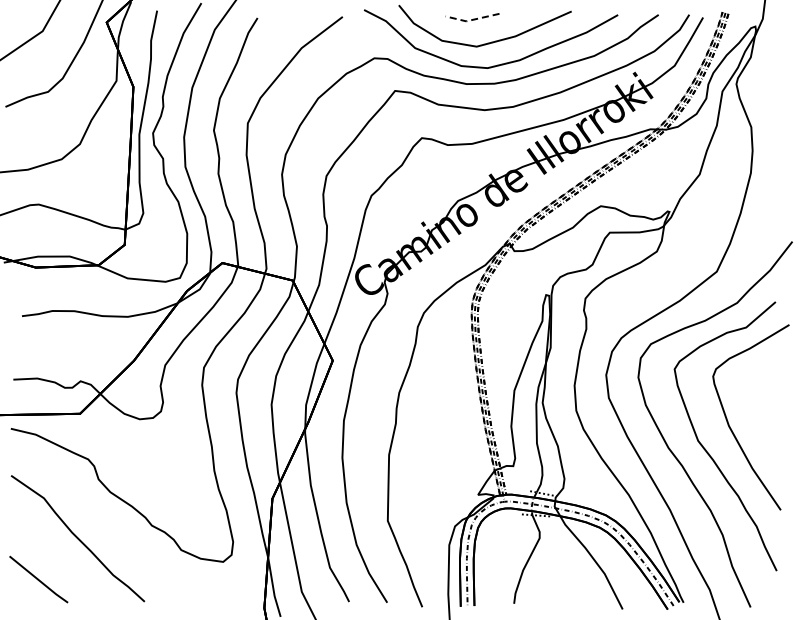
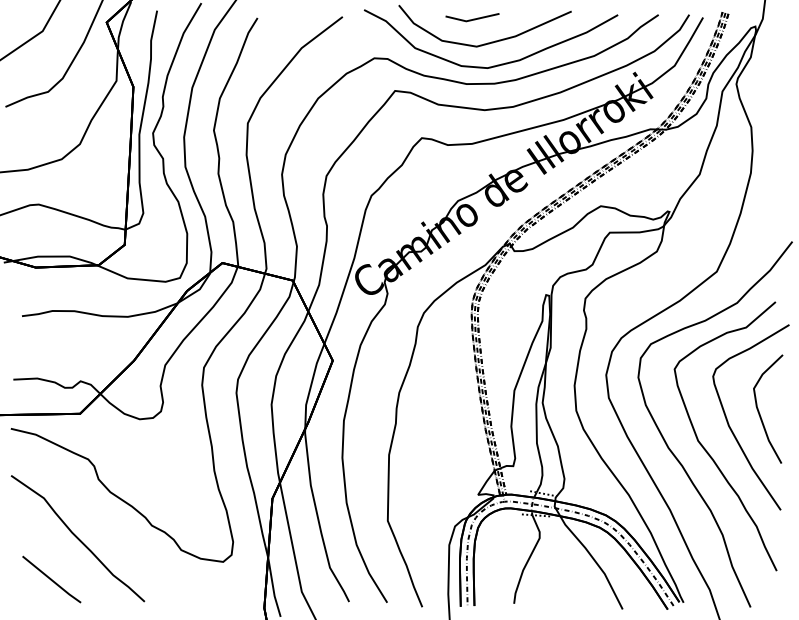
line: dashed -> solid (472, 20)
curve: none -> present (759, 410)
line position: (38, 579) -> (51, 579) (51, 579)
